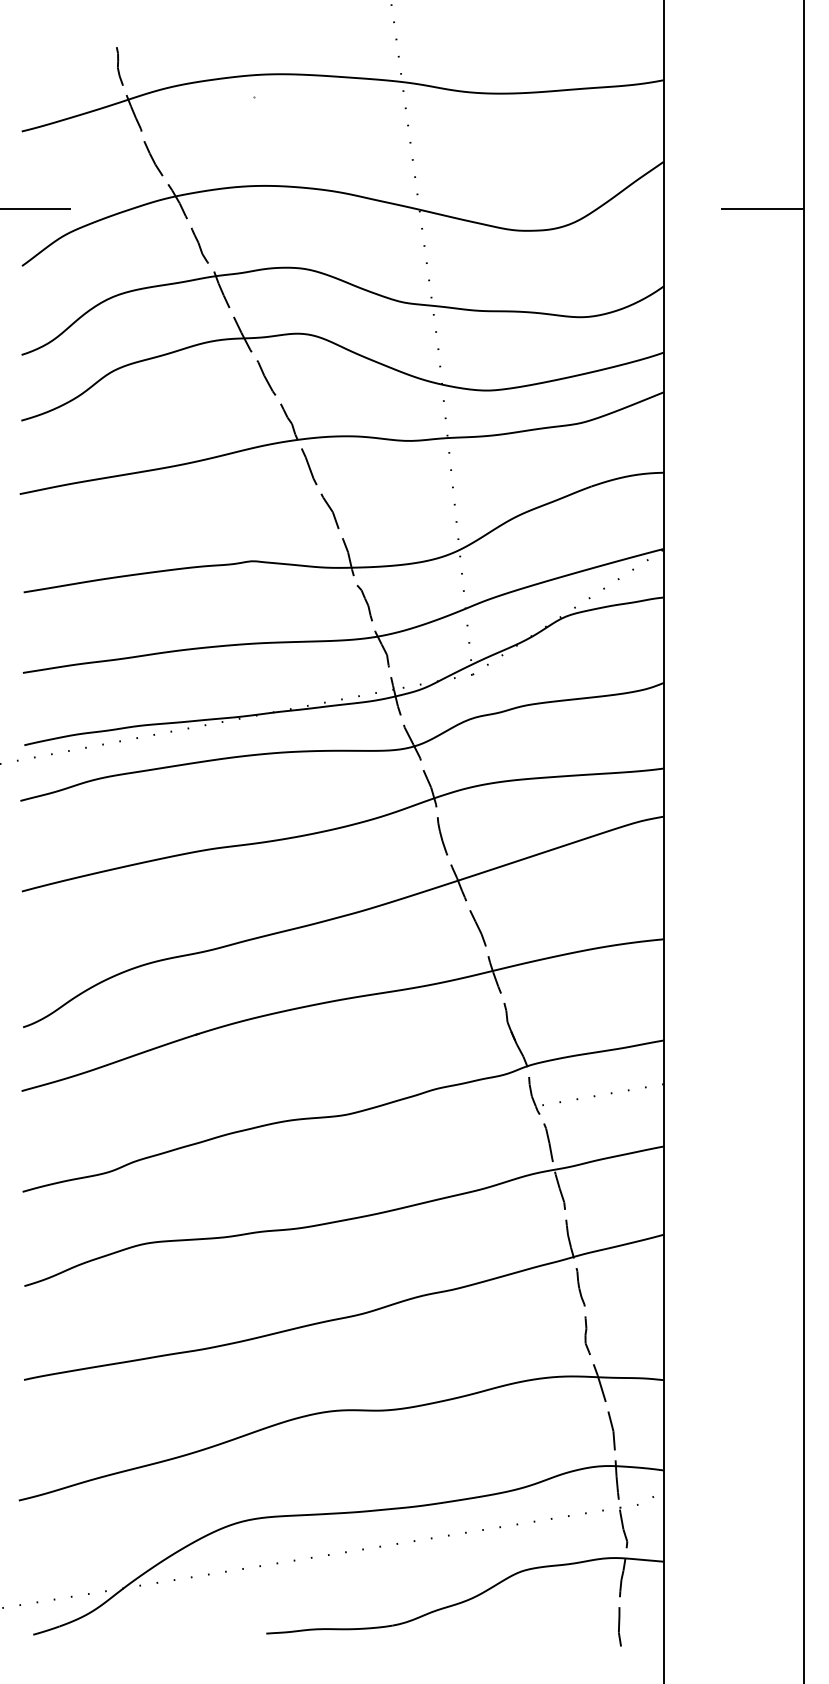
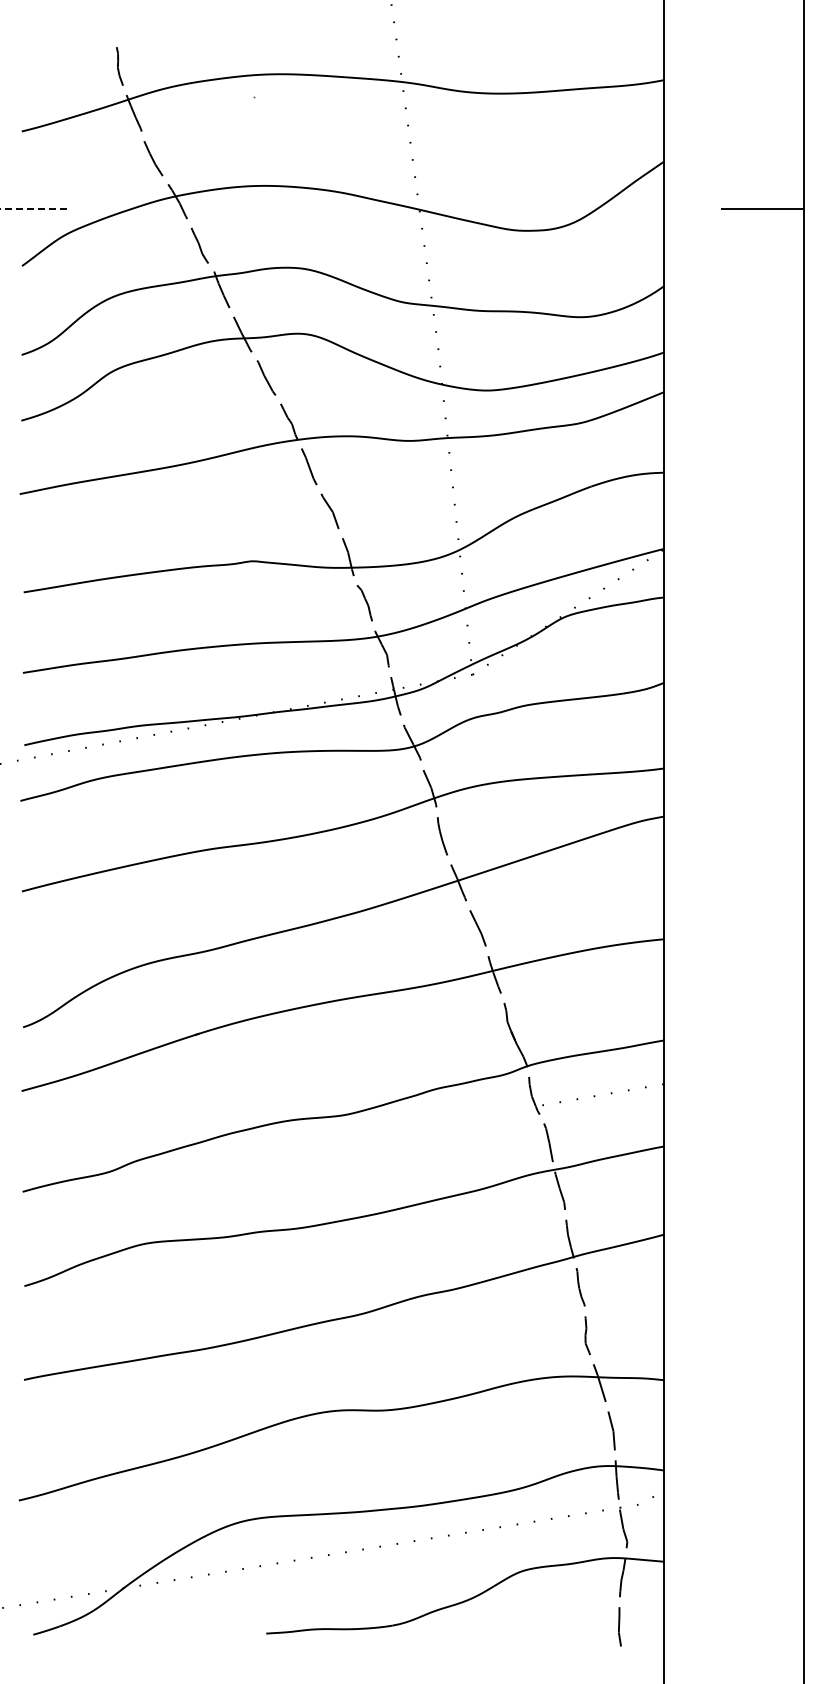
line: solid -> dashed (36, 209)
